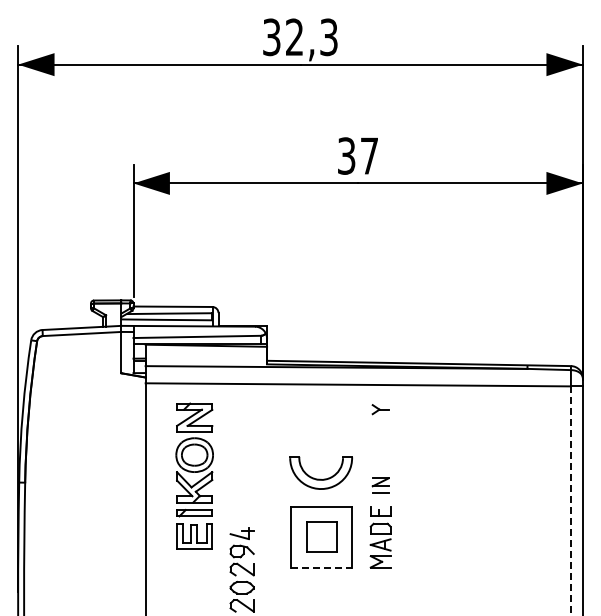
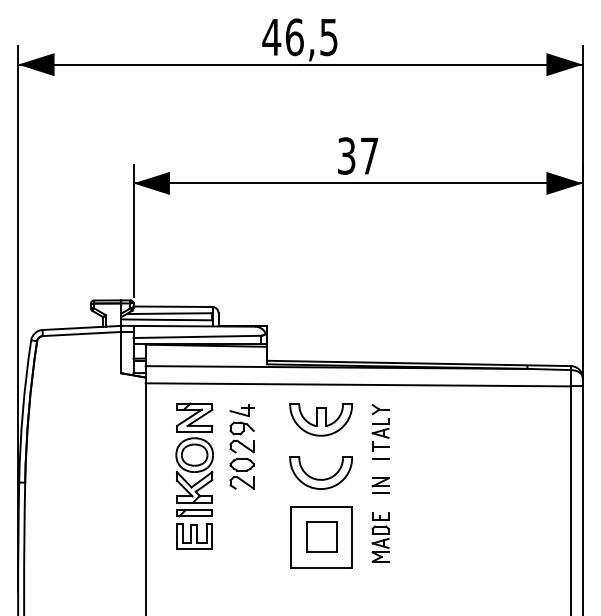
text: 32,3 -> 46,5 (299, 37)
part: none -> present (320, 419)
part: none -> present (380, 438)
line: dashed -> solid (570, 501)
part size: 23x63 px -> 19x51 px (380, 537)
line: dashed -> solid (322, 567)
part position: (241, 569) -> (241, 446) (241, 446)
